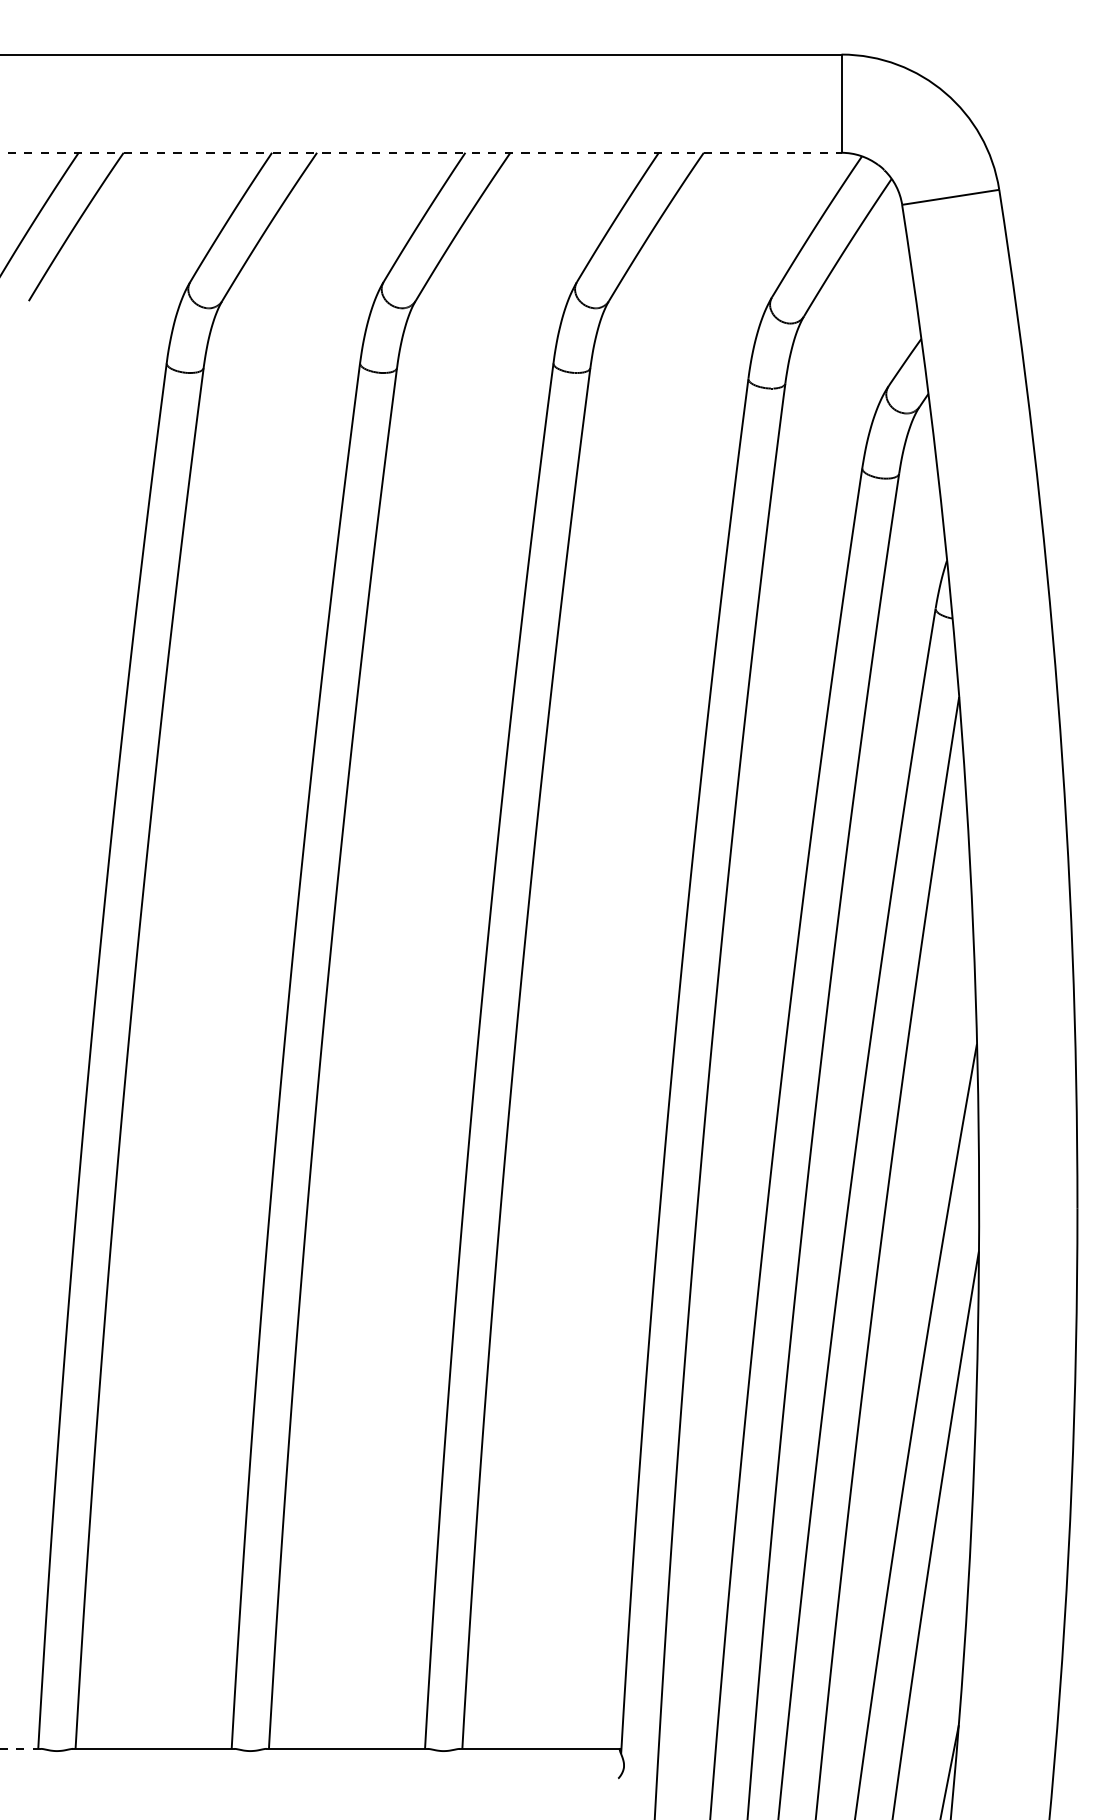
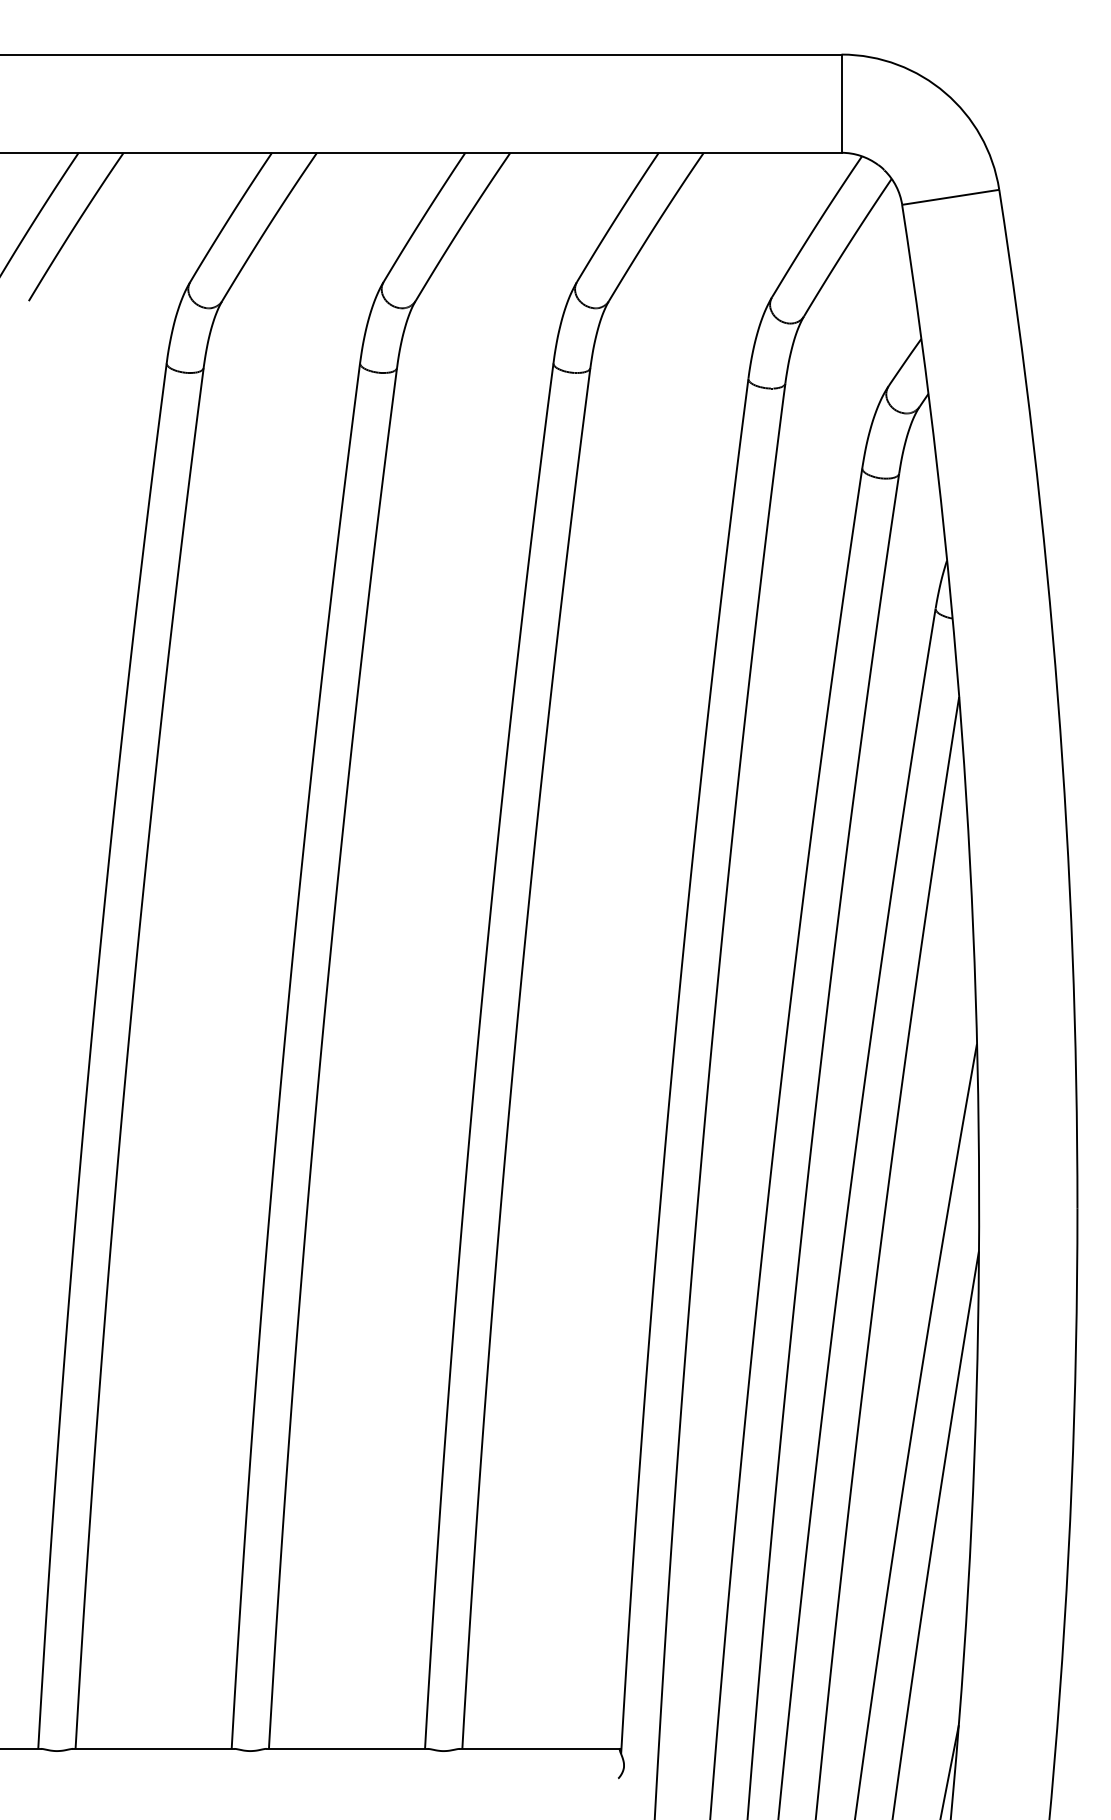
line: dashed -> solid (421, 152)
line: dashed -> solid (20, 1748)
